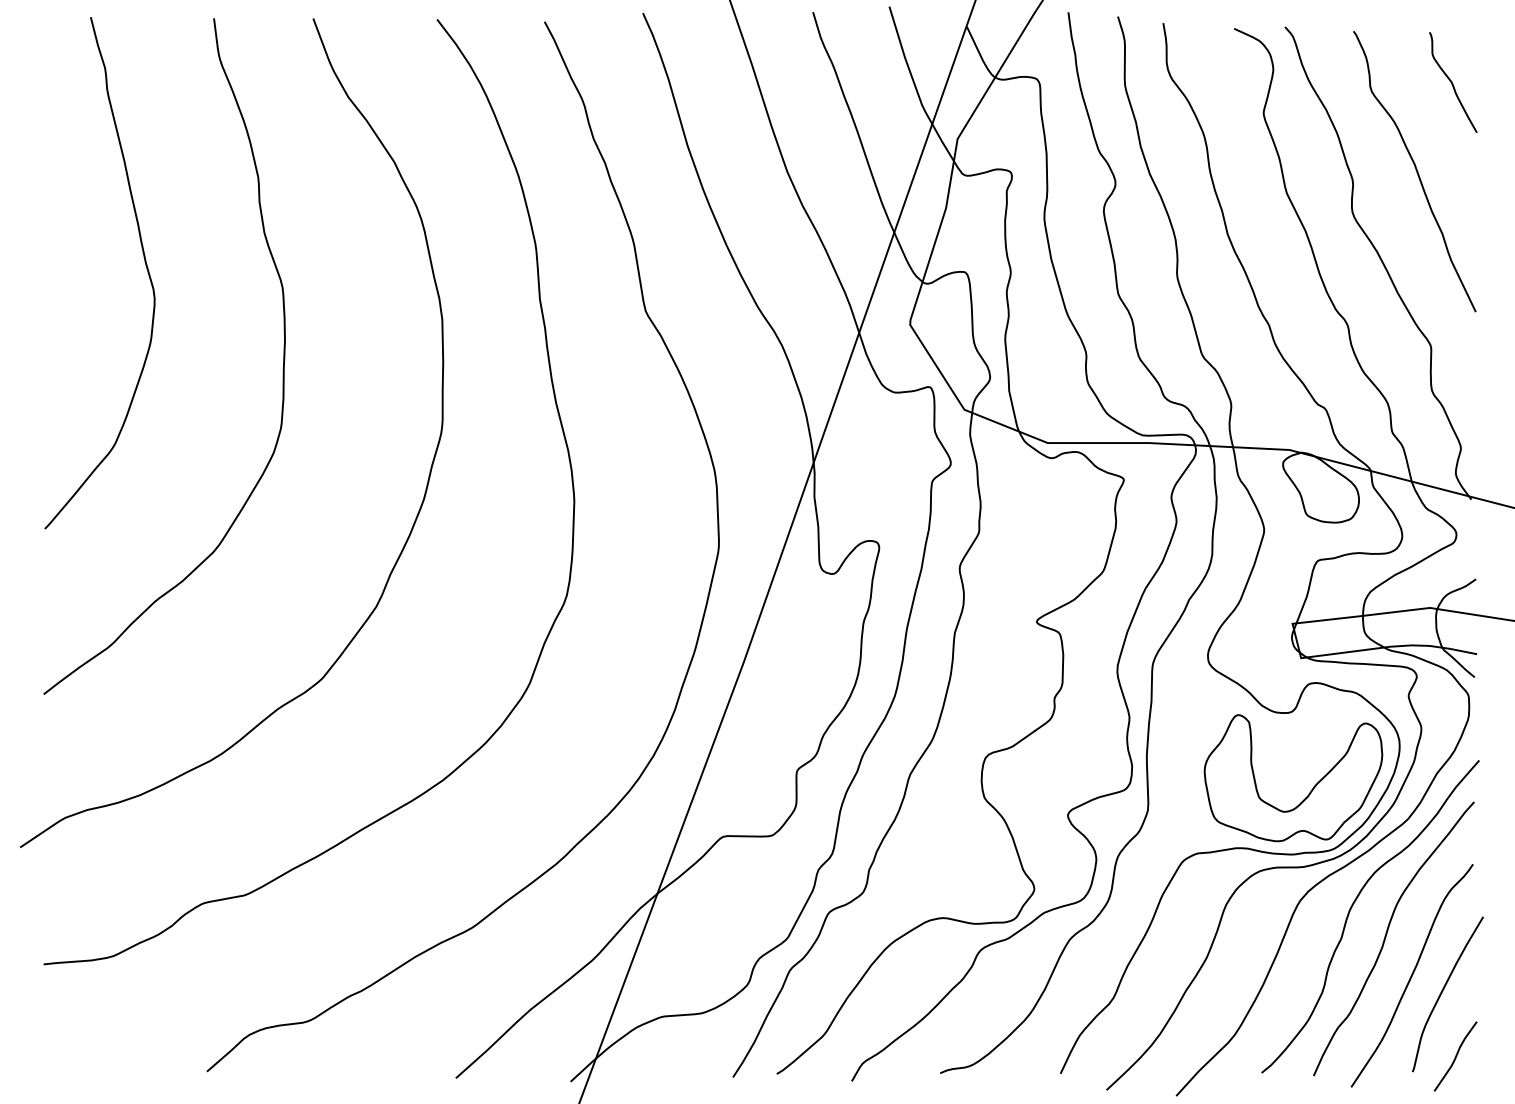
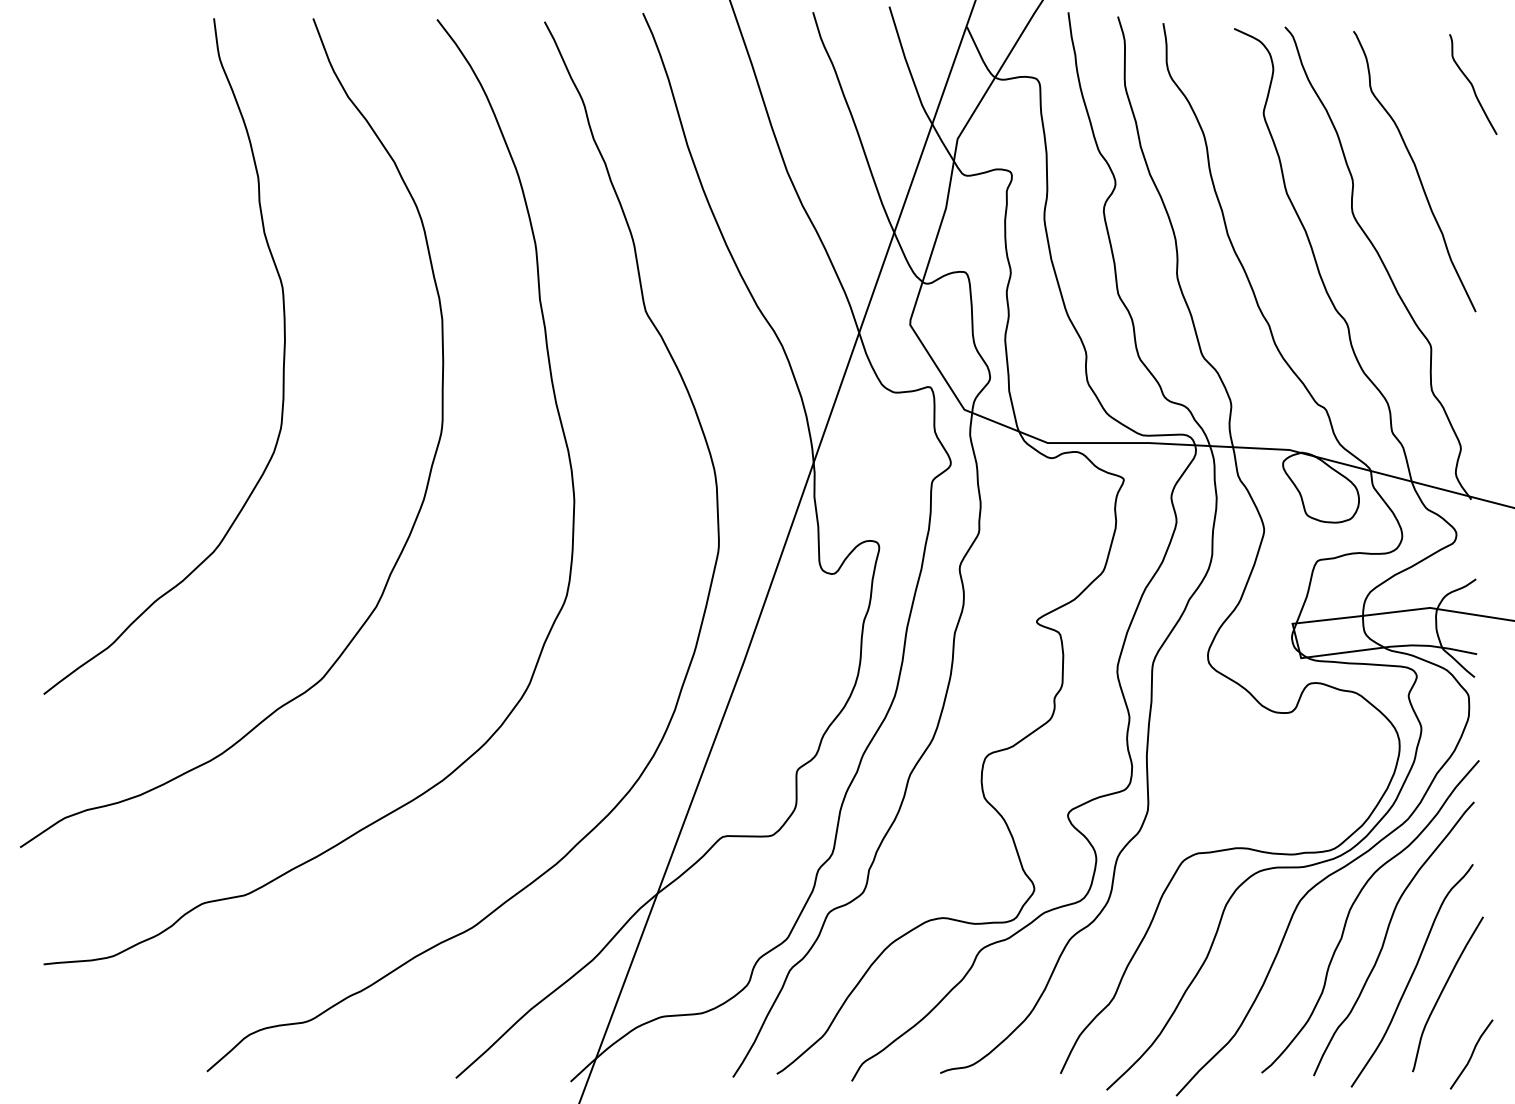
curve position: (1452, 82) -> (1472, 84) (1472, 84)
curve: present -> none (144, 262)
part: present -> none (1311, 789)
curve position: (1455, 1056) -> (1471, 1054) (1471, 1054)
